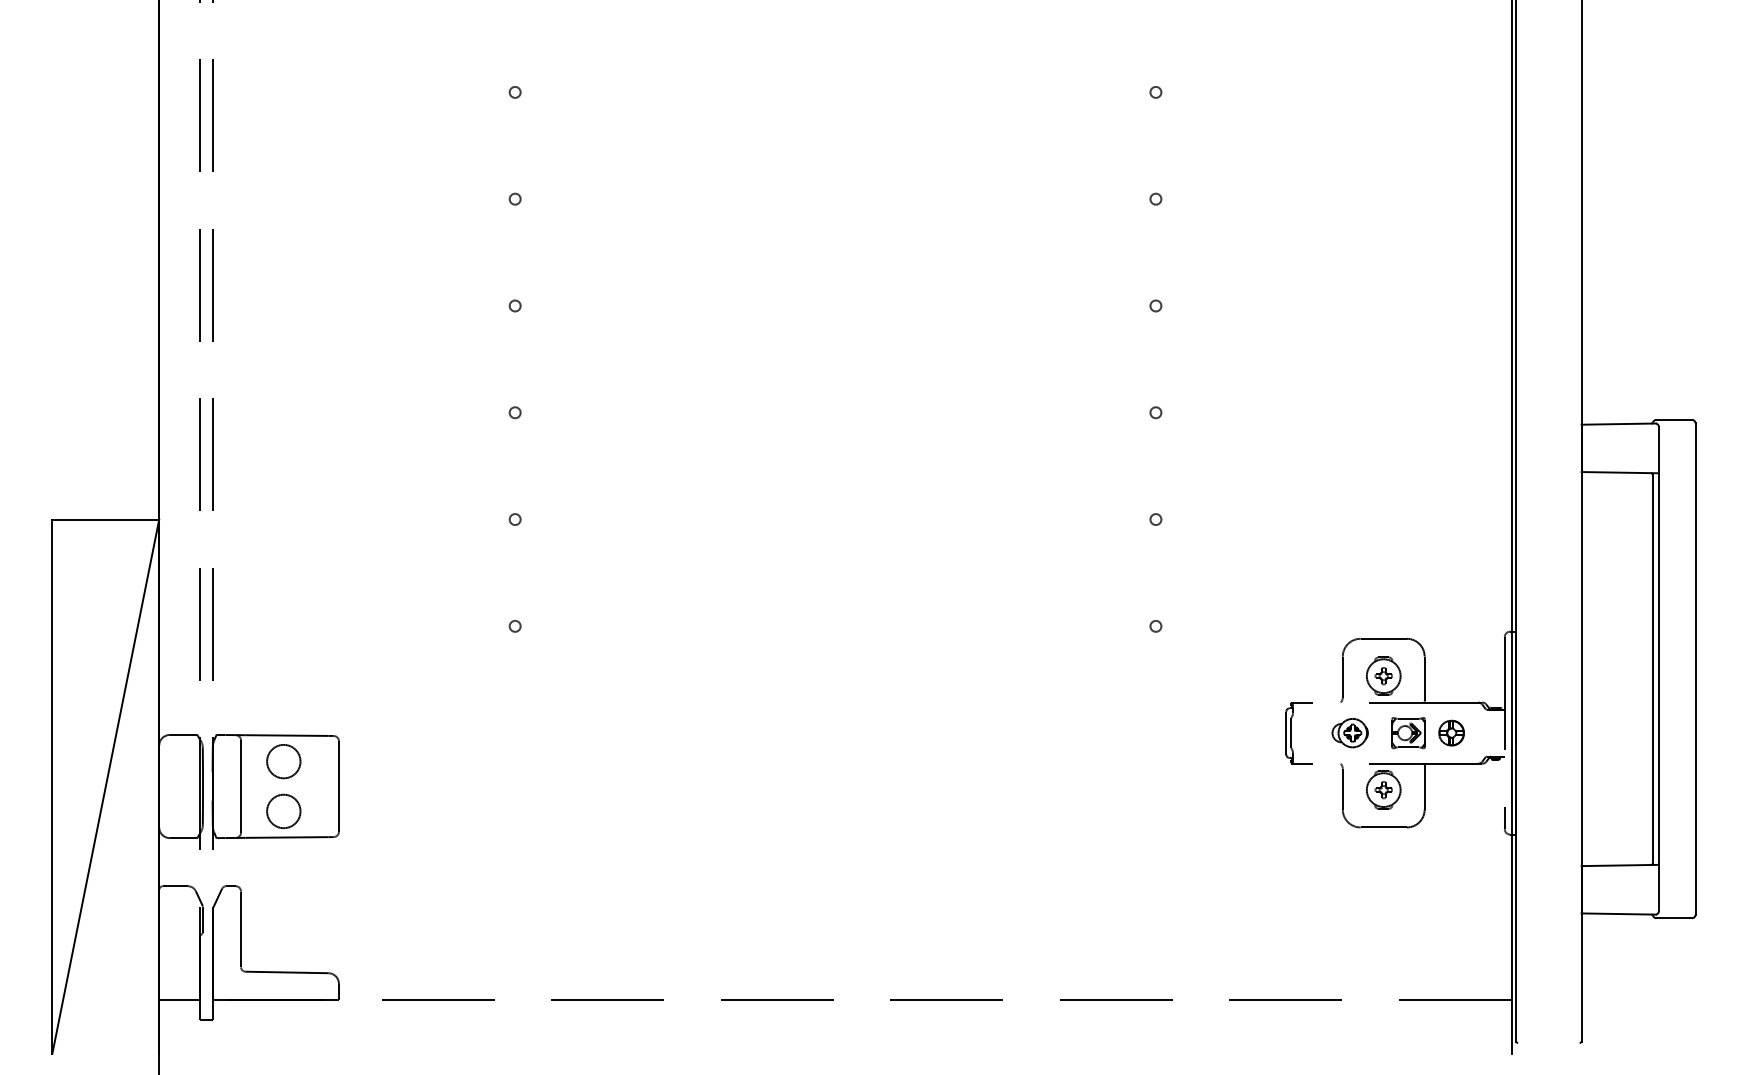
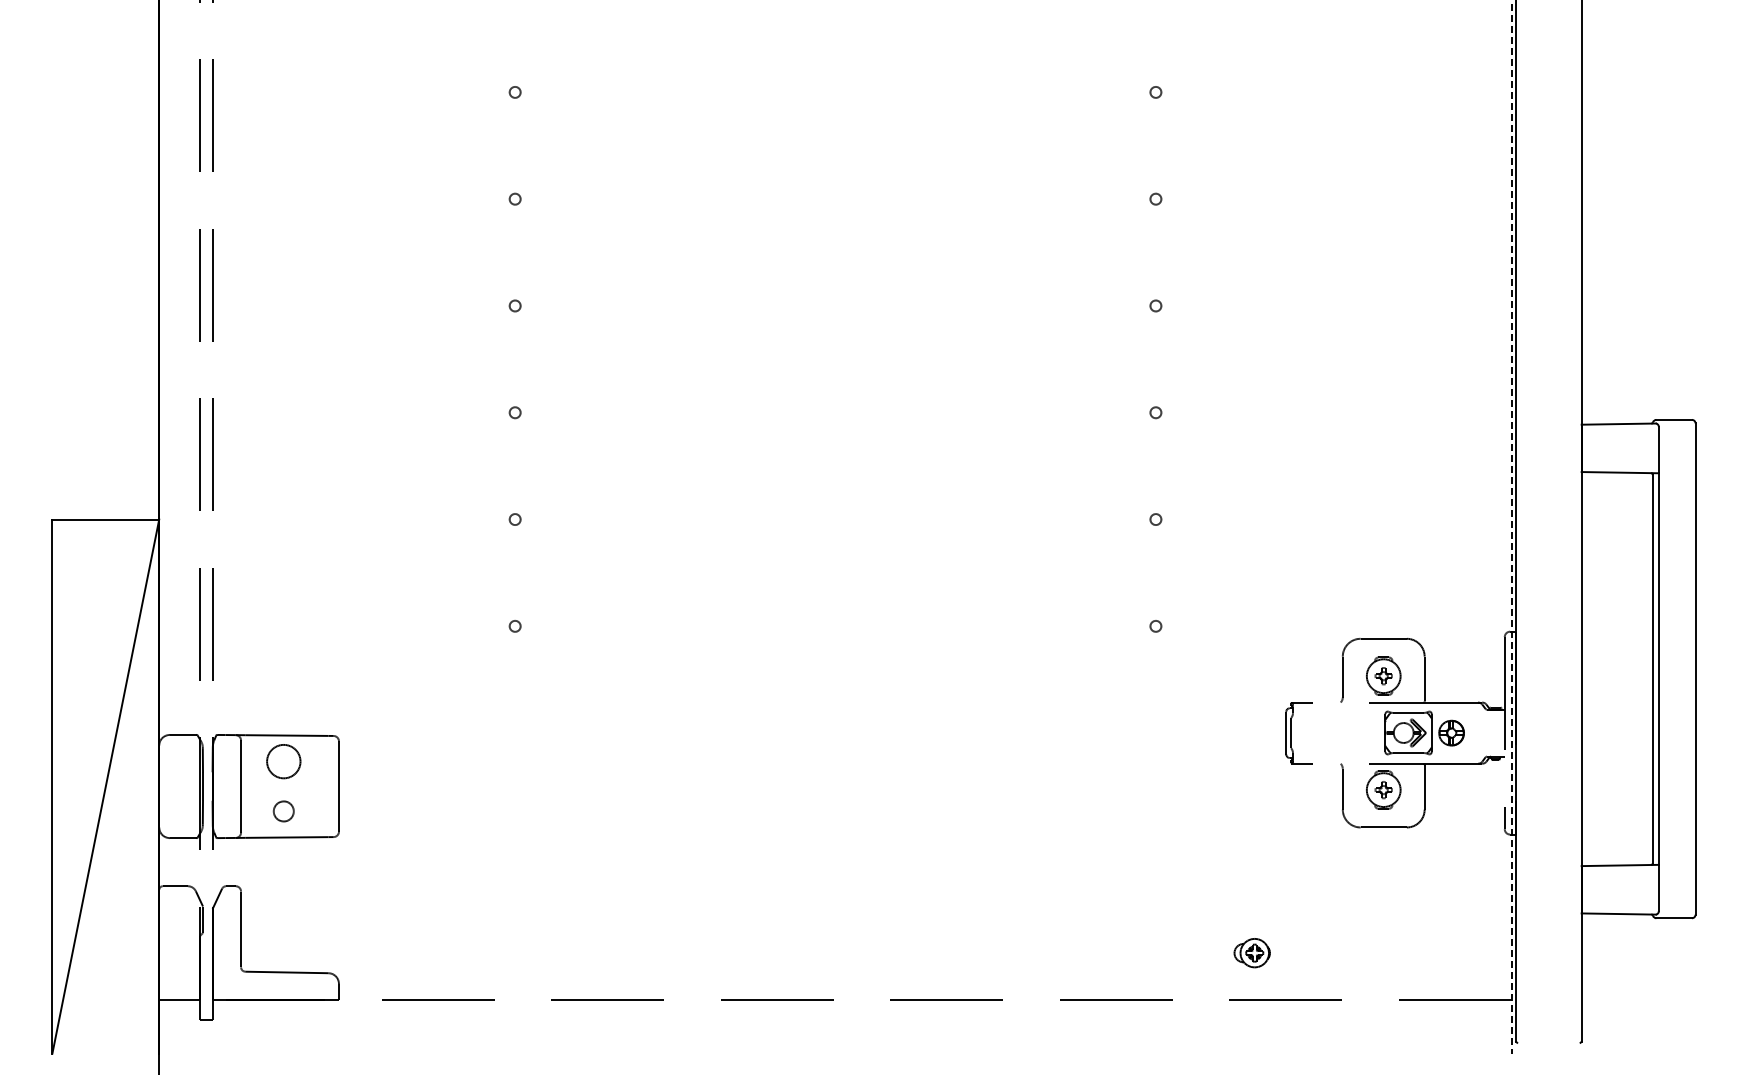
line: solid -> dashed (1511, 527)
part position: (1349, 733) -> (1251, 953) (1251, 953)
part size: 35x33 px -> 49x46 px (1408, 732)
circle diameter: 33 px -> 20 px (283, 811)
